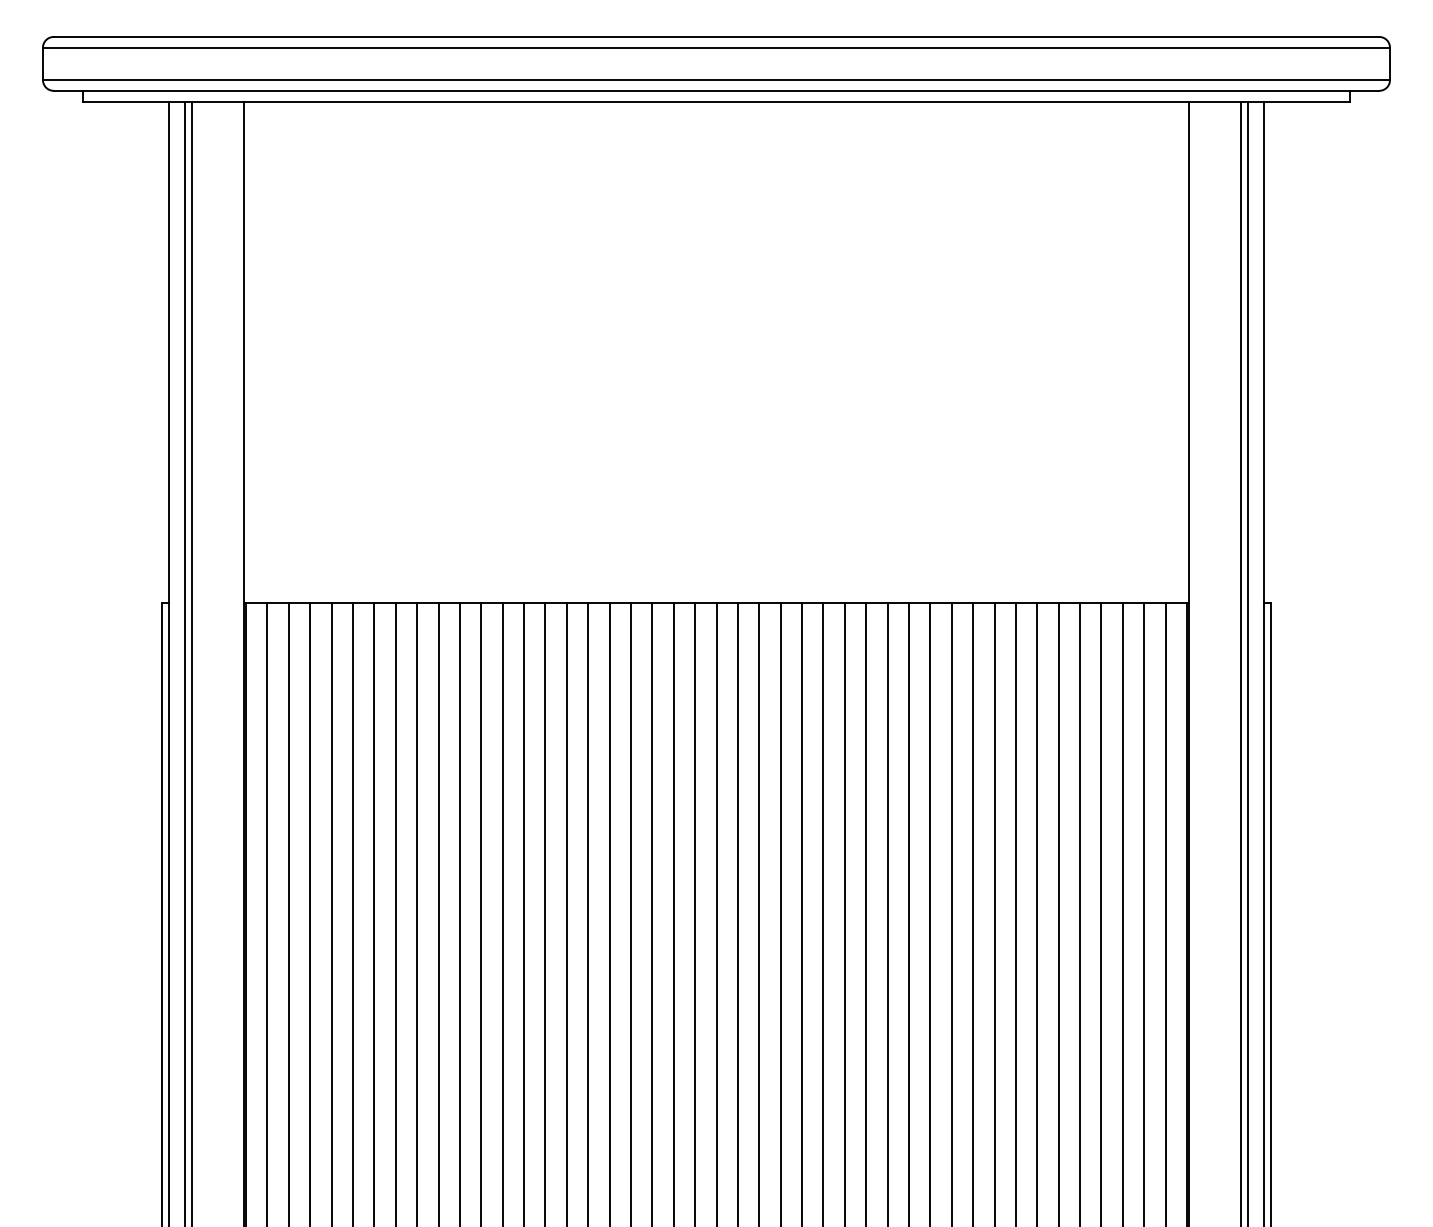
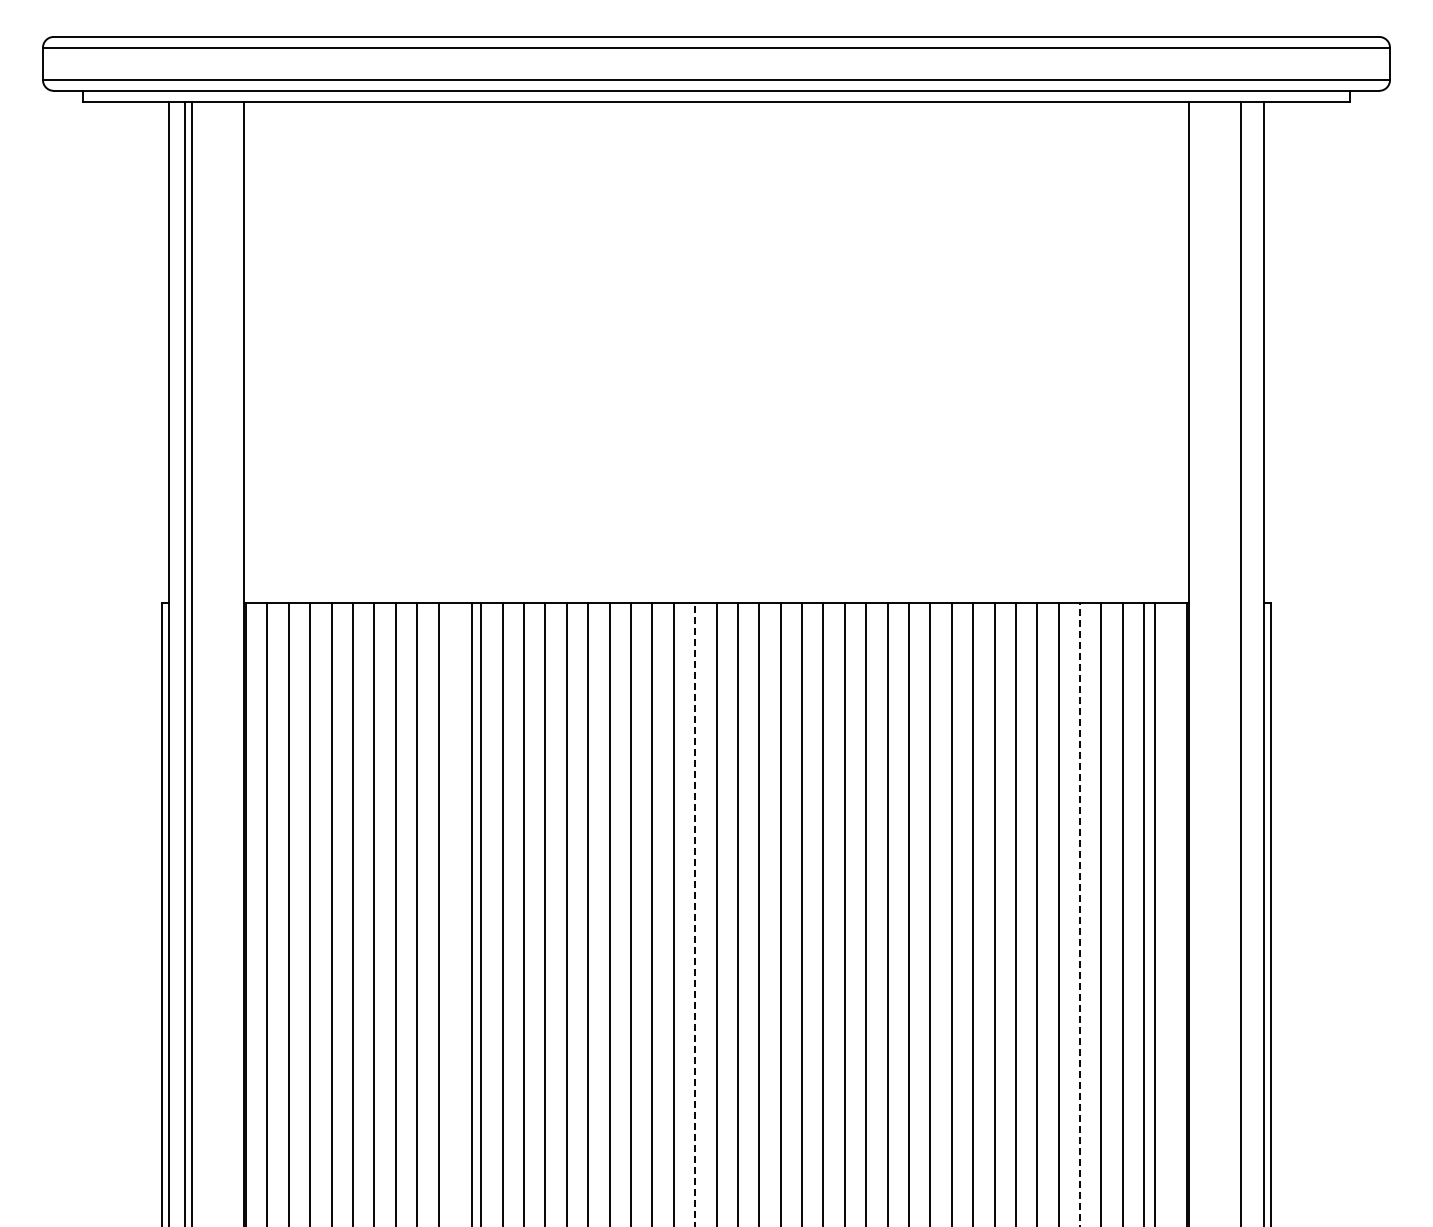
line: present -> none (1248, 662)
line position: (459, 912) -> (471, 912) (471, 912)
line position: (1165, 912) -> (1154, 912) (1154, 912)
line: solid -> dashed (695, 914)
line: solid -> dashed (1080, 914)
